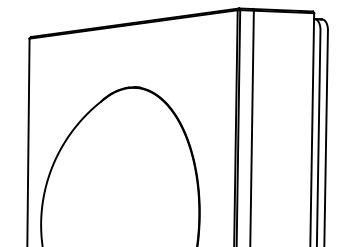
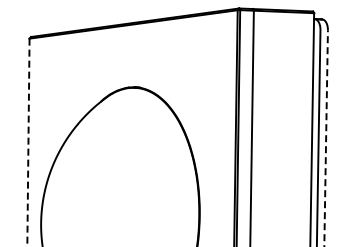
line: solid -> dashed (326, 138)
line: solid -> dashed (28, 142)
